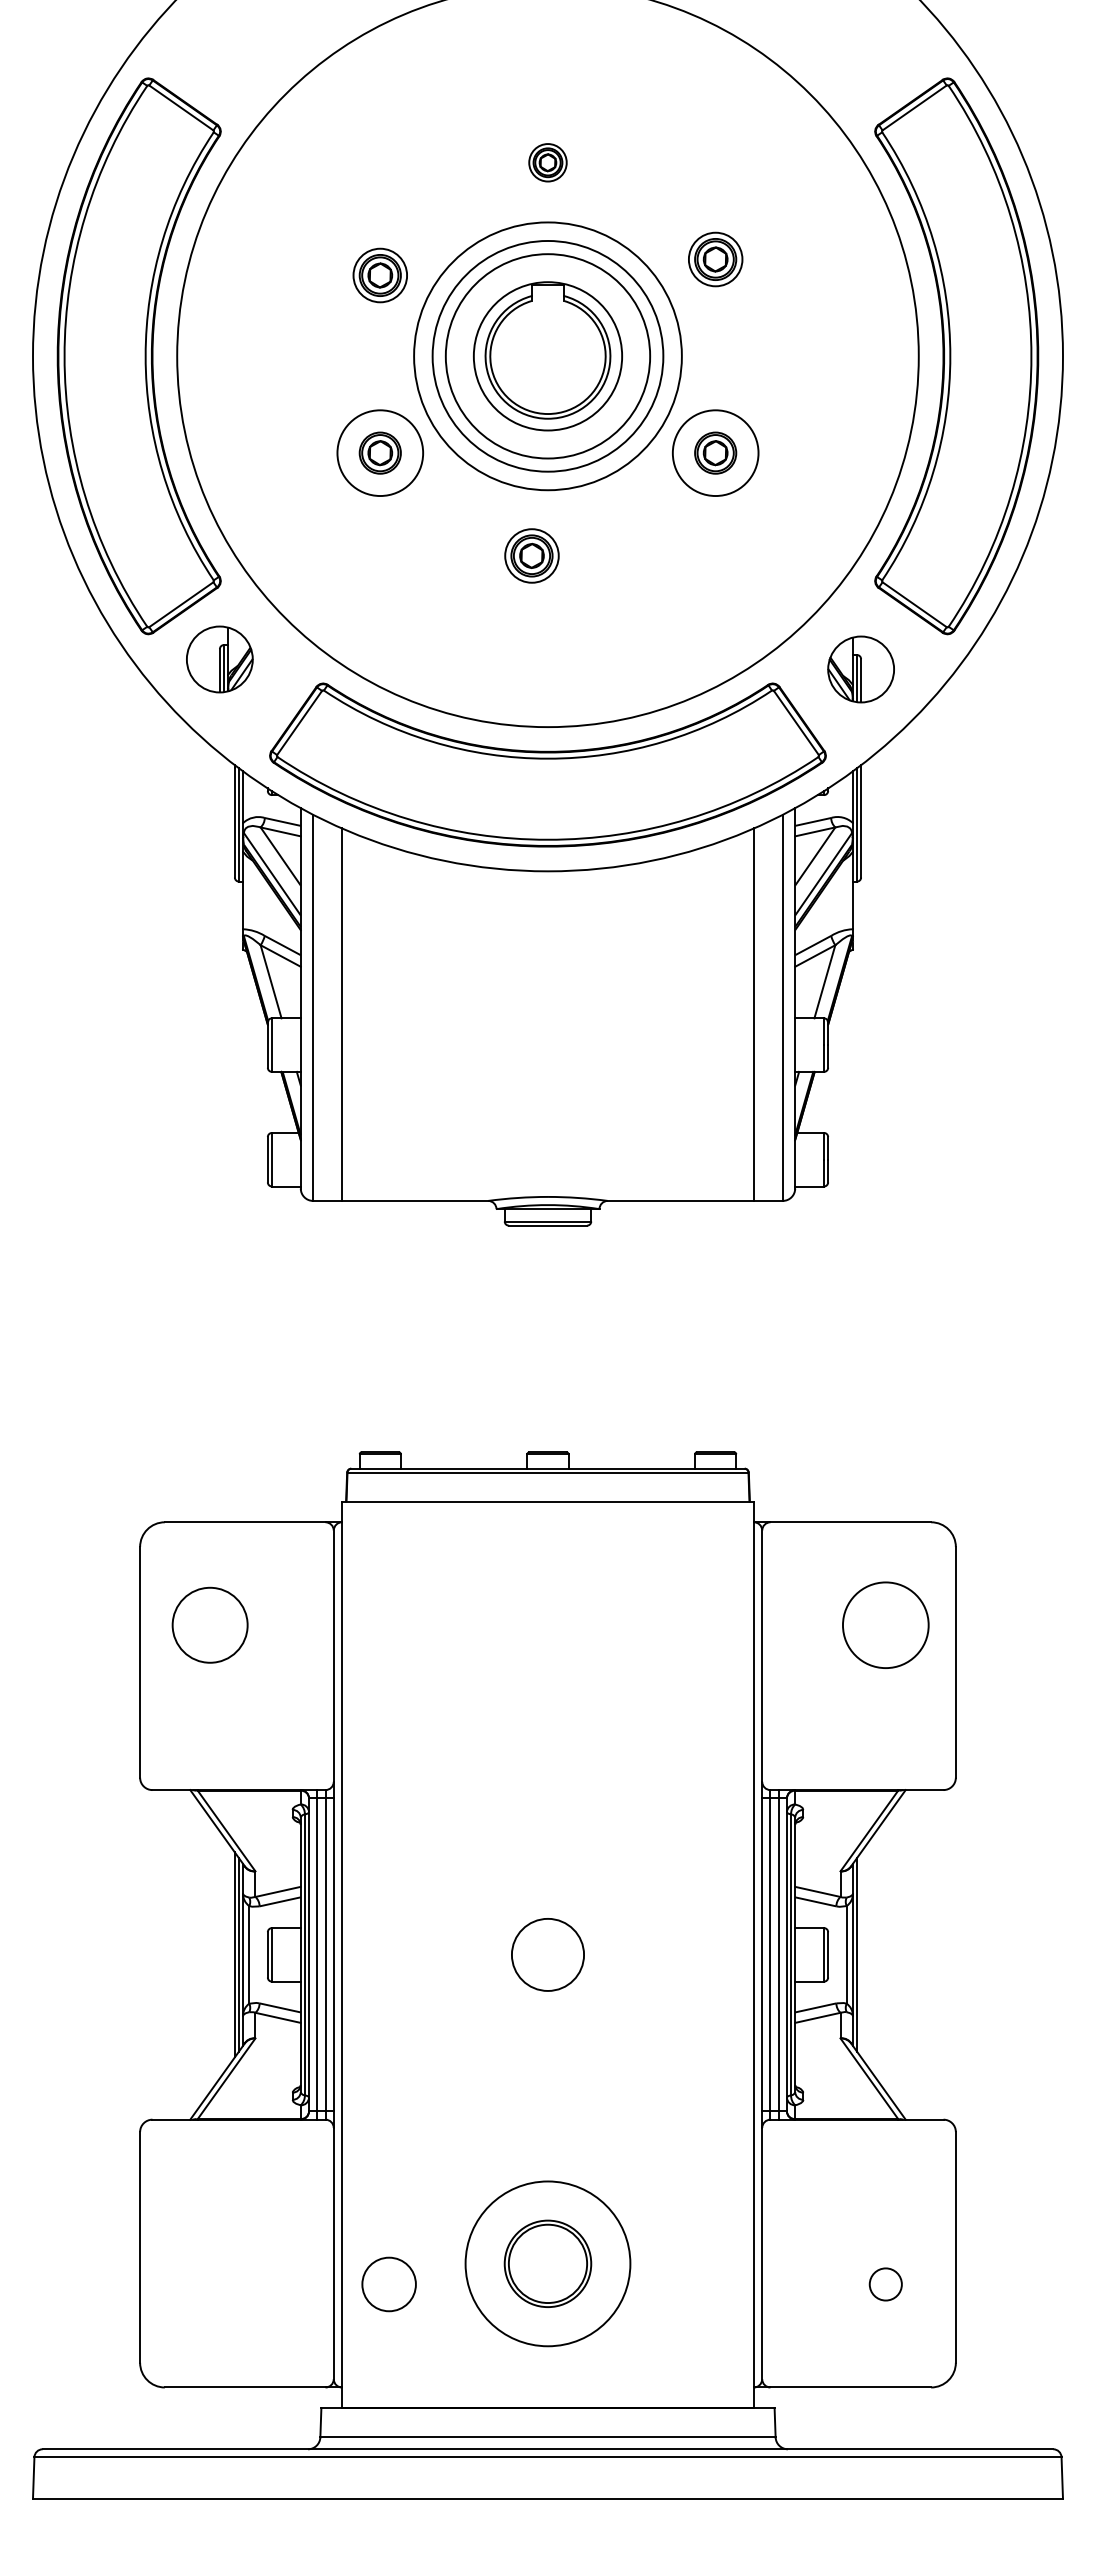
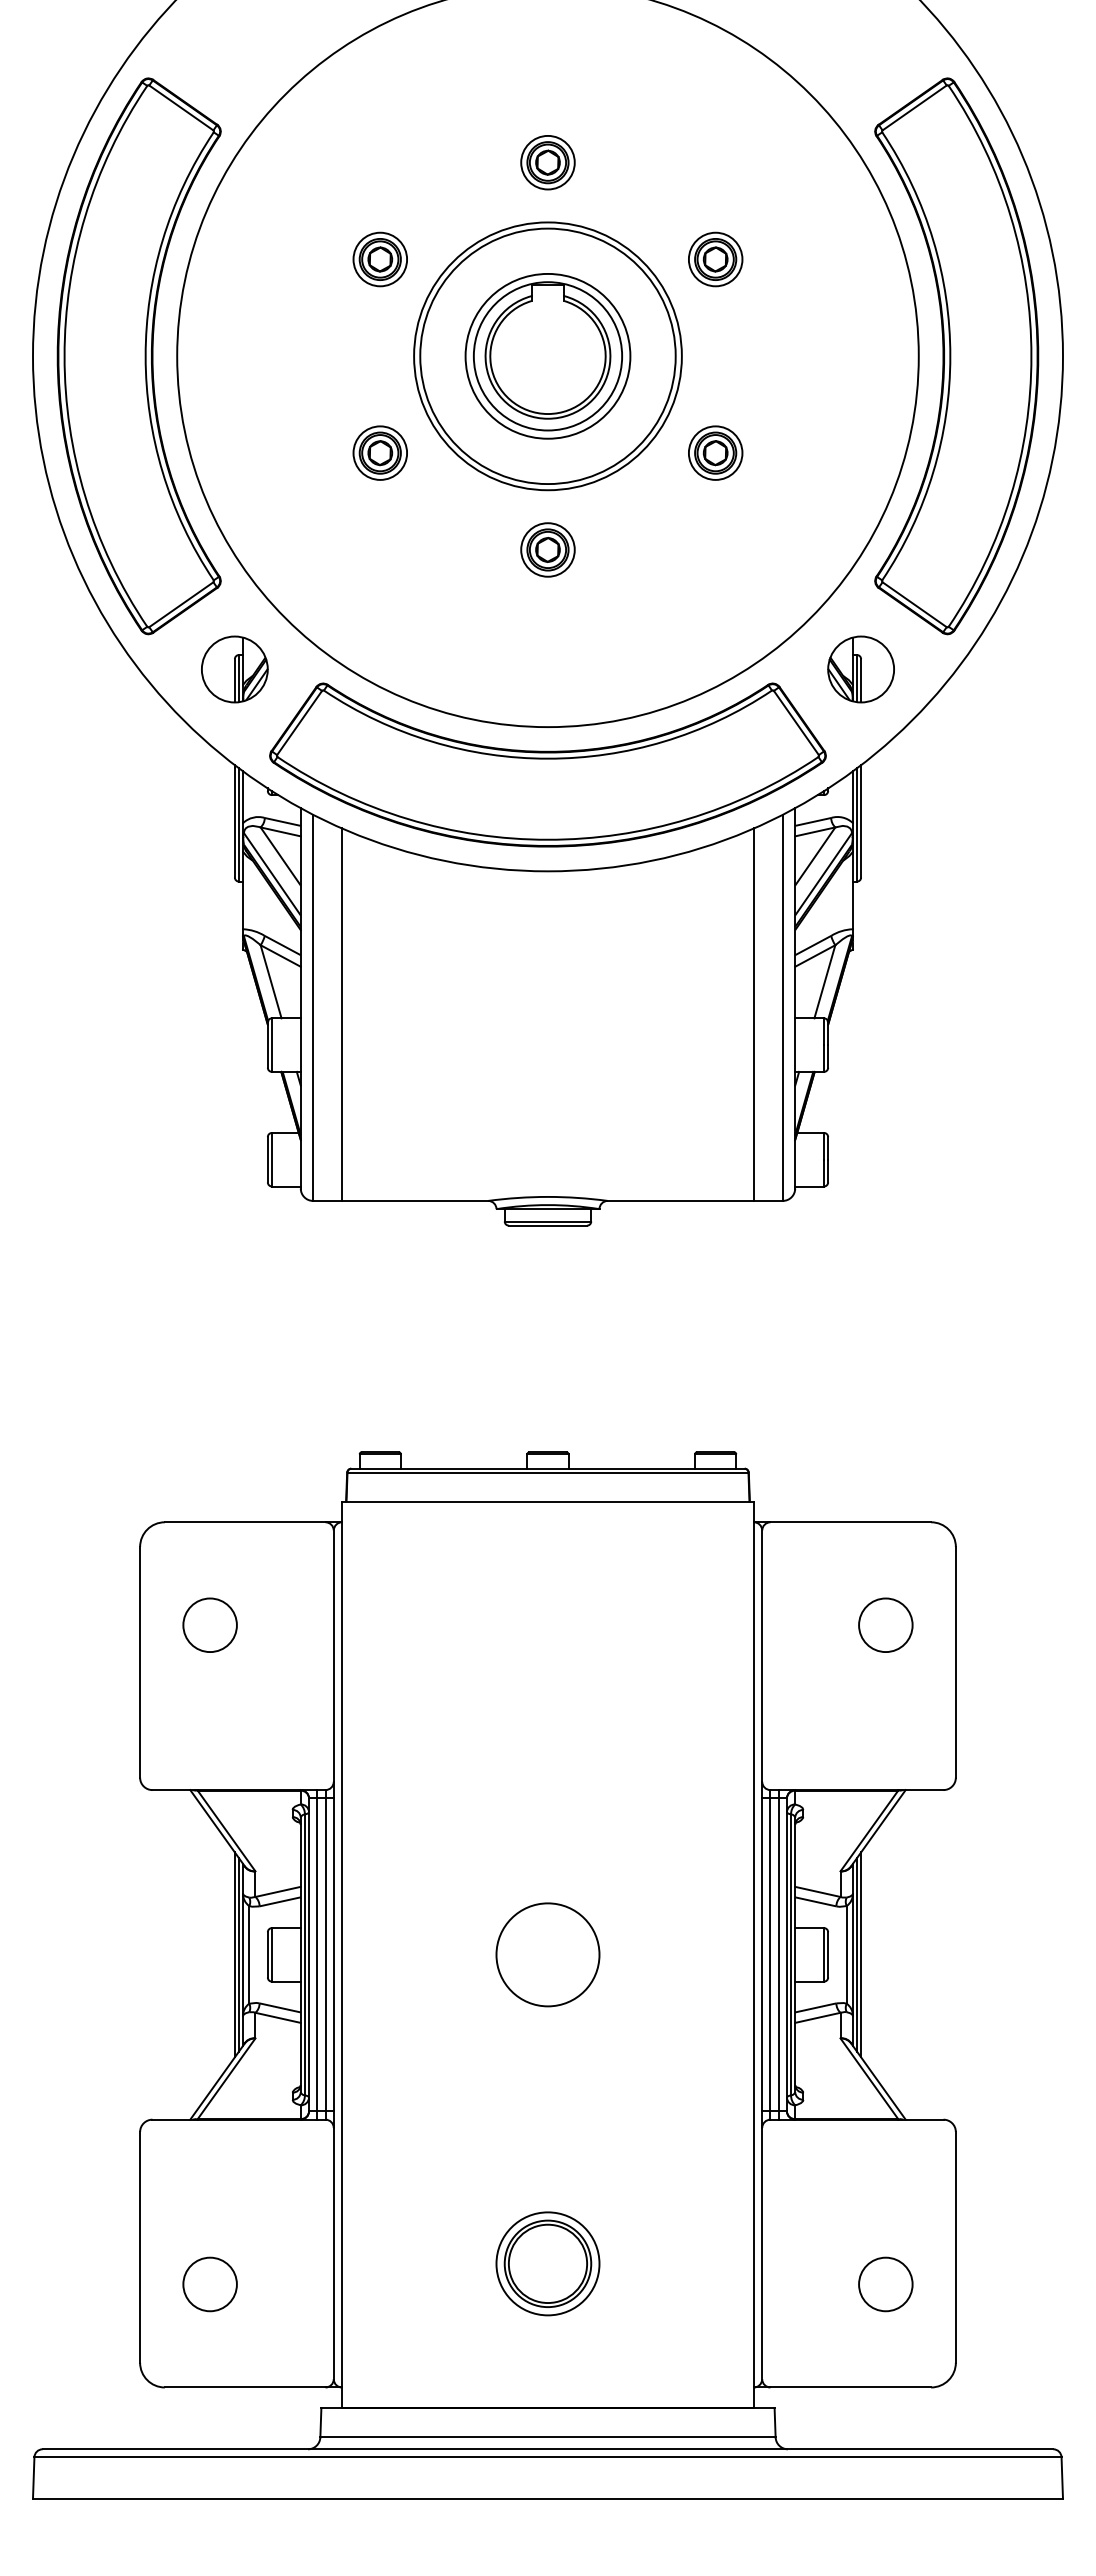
part size: 40x40 px -> 56x56 px (547, 162)
part position: (379, 275) -> (379, 259) (379, 259)
circle diameter: 231 px -> 165 px (547, 355)
circle diameter: 204 px -> 255 px (547, 356)
circle diameter: 86 px -> 54 px (380, 452)
circle diameter: 86 px -> 54 px (715, 452)
part position: (531, 555) -> (547, 549) (547, 549)
part position: (219, 659) -> (234, 669) (234, 669)
circle diameter: 75 px -> 54 px (209, 1625)
circle diameter: 86 px -> 54 px (885, 1625)
circle size: 74x74 px -> 106x106 px (547, 1954)
line: none -> present (861, 1954)
circle diameter: 165 px -> 103 px (547, 2263)
circle position: (388, 2284) -> (209, 2284) (209, 2284)
circle diameter: 32 px -> 54 px (885, 2284)
